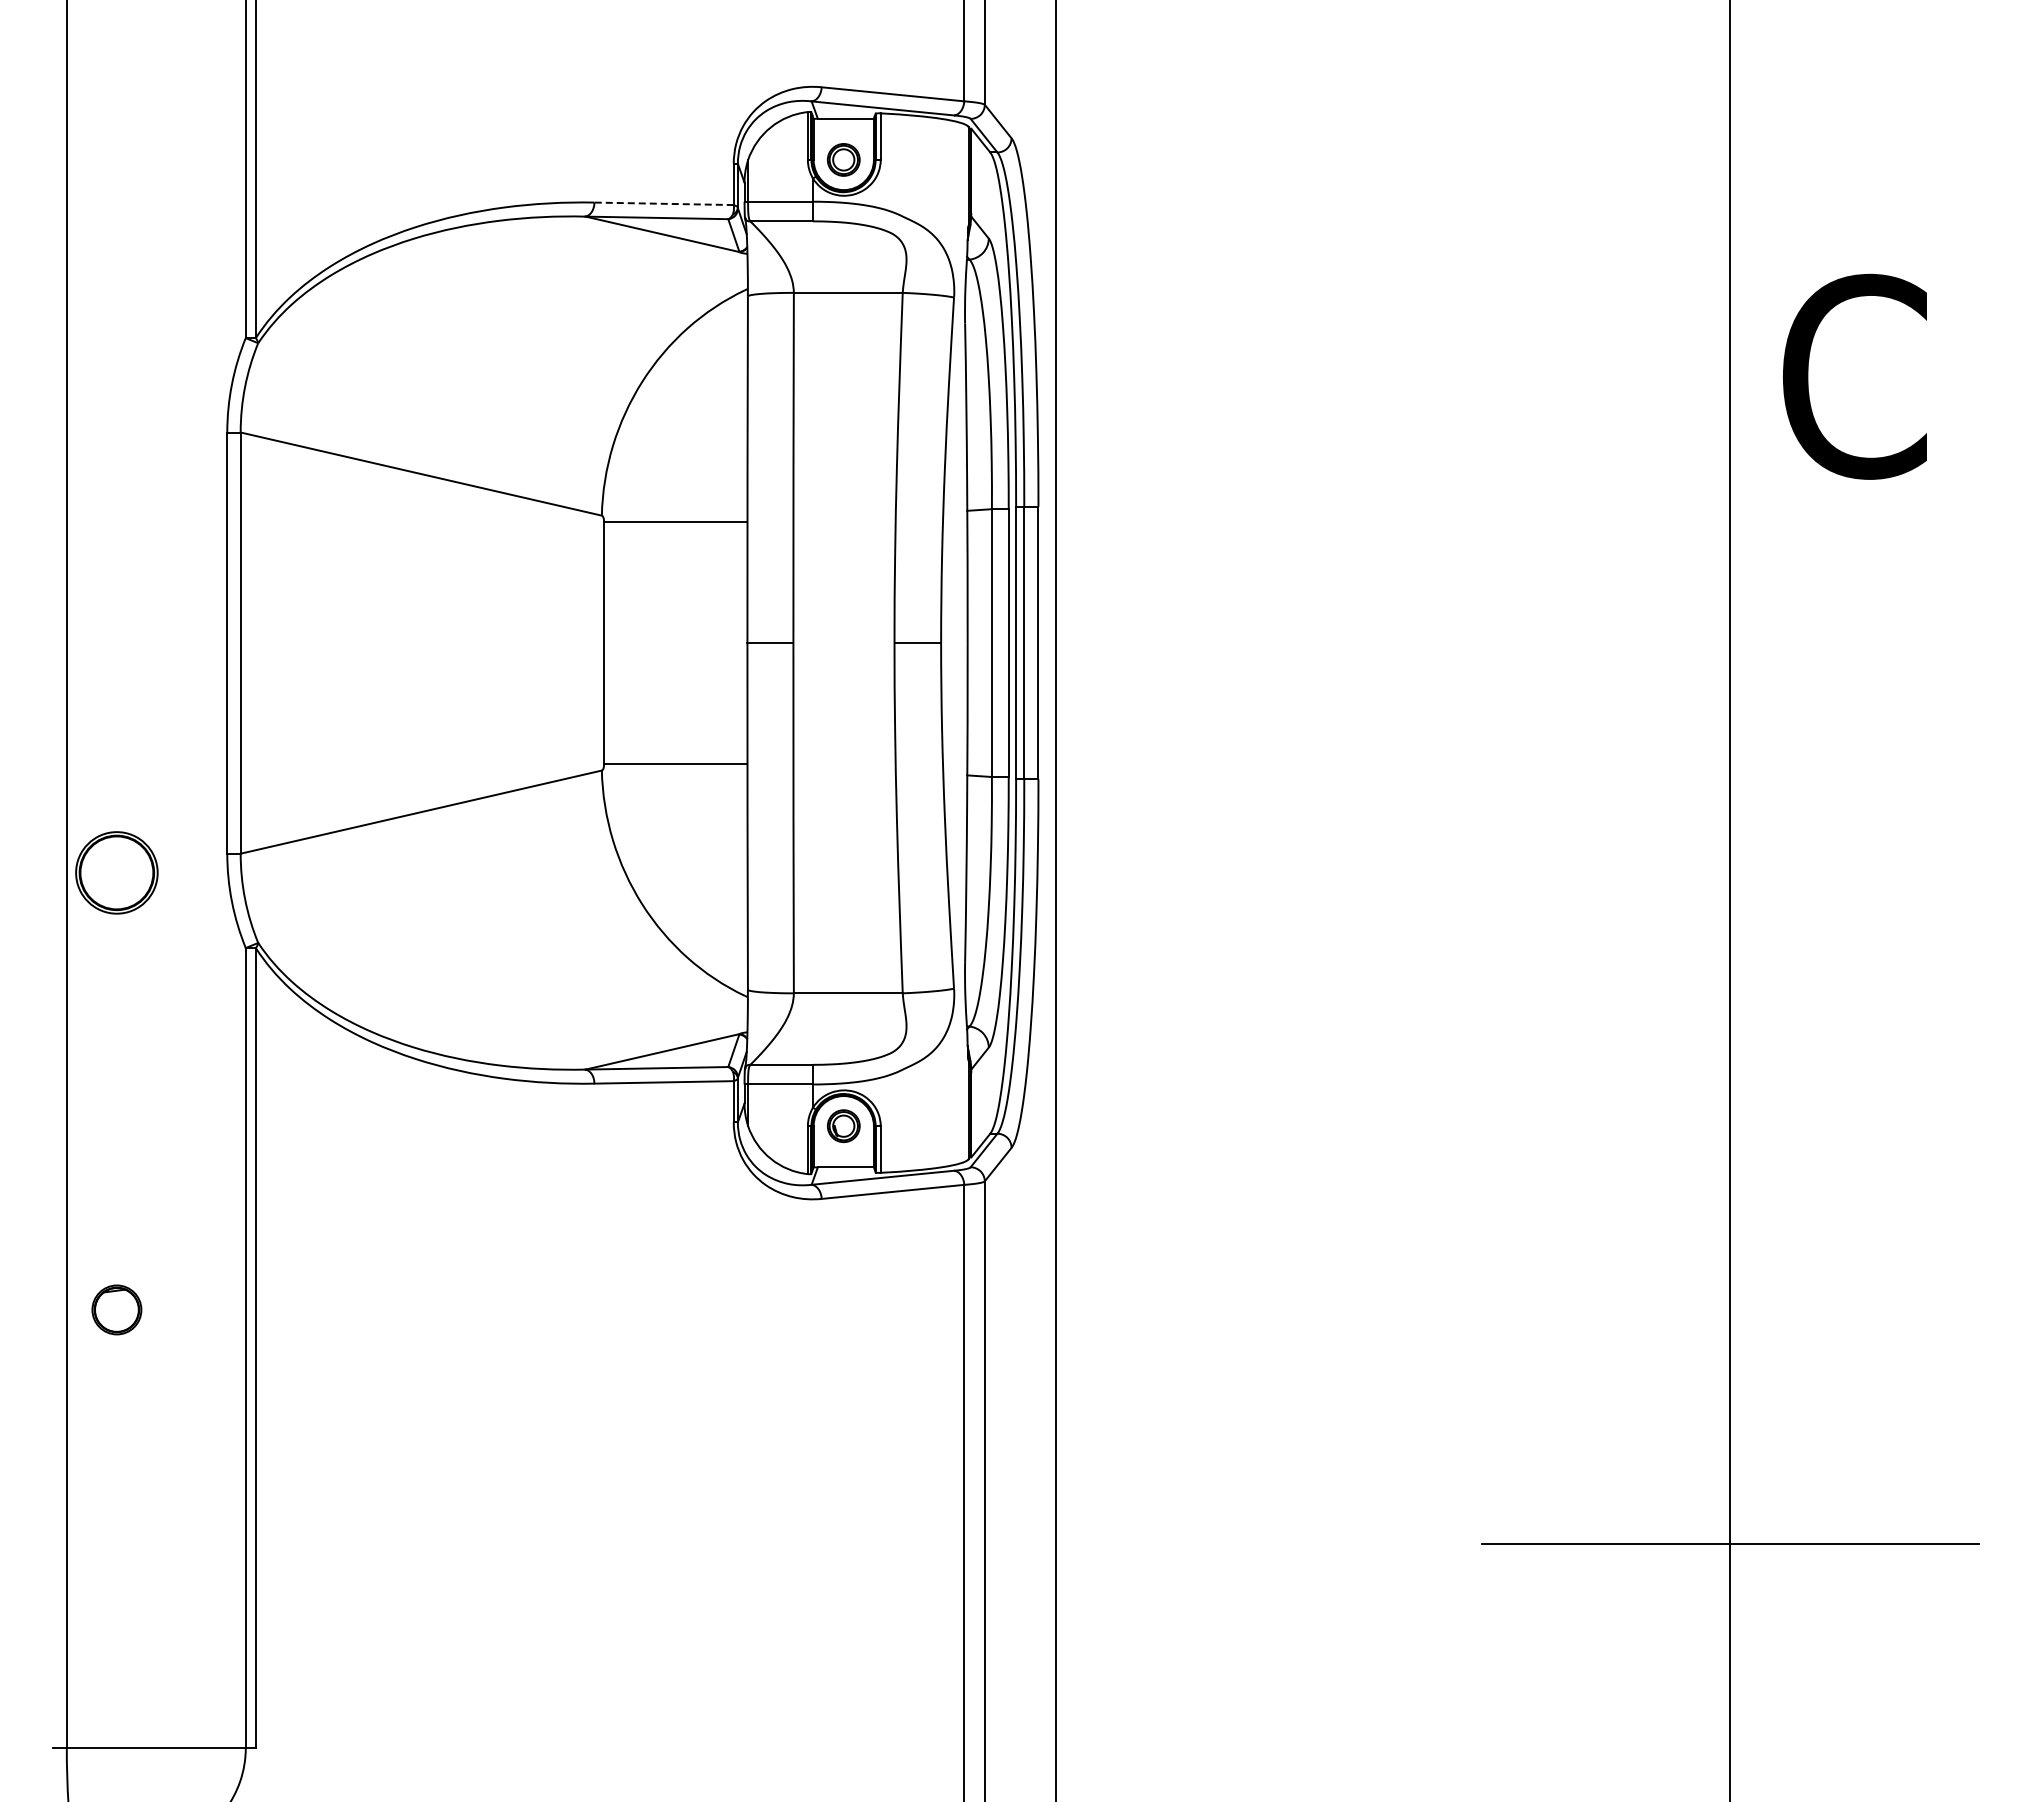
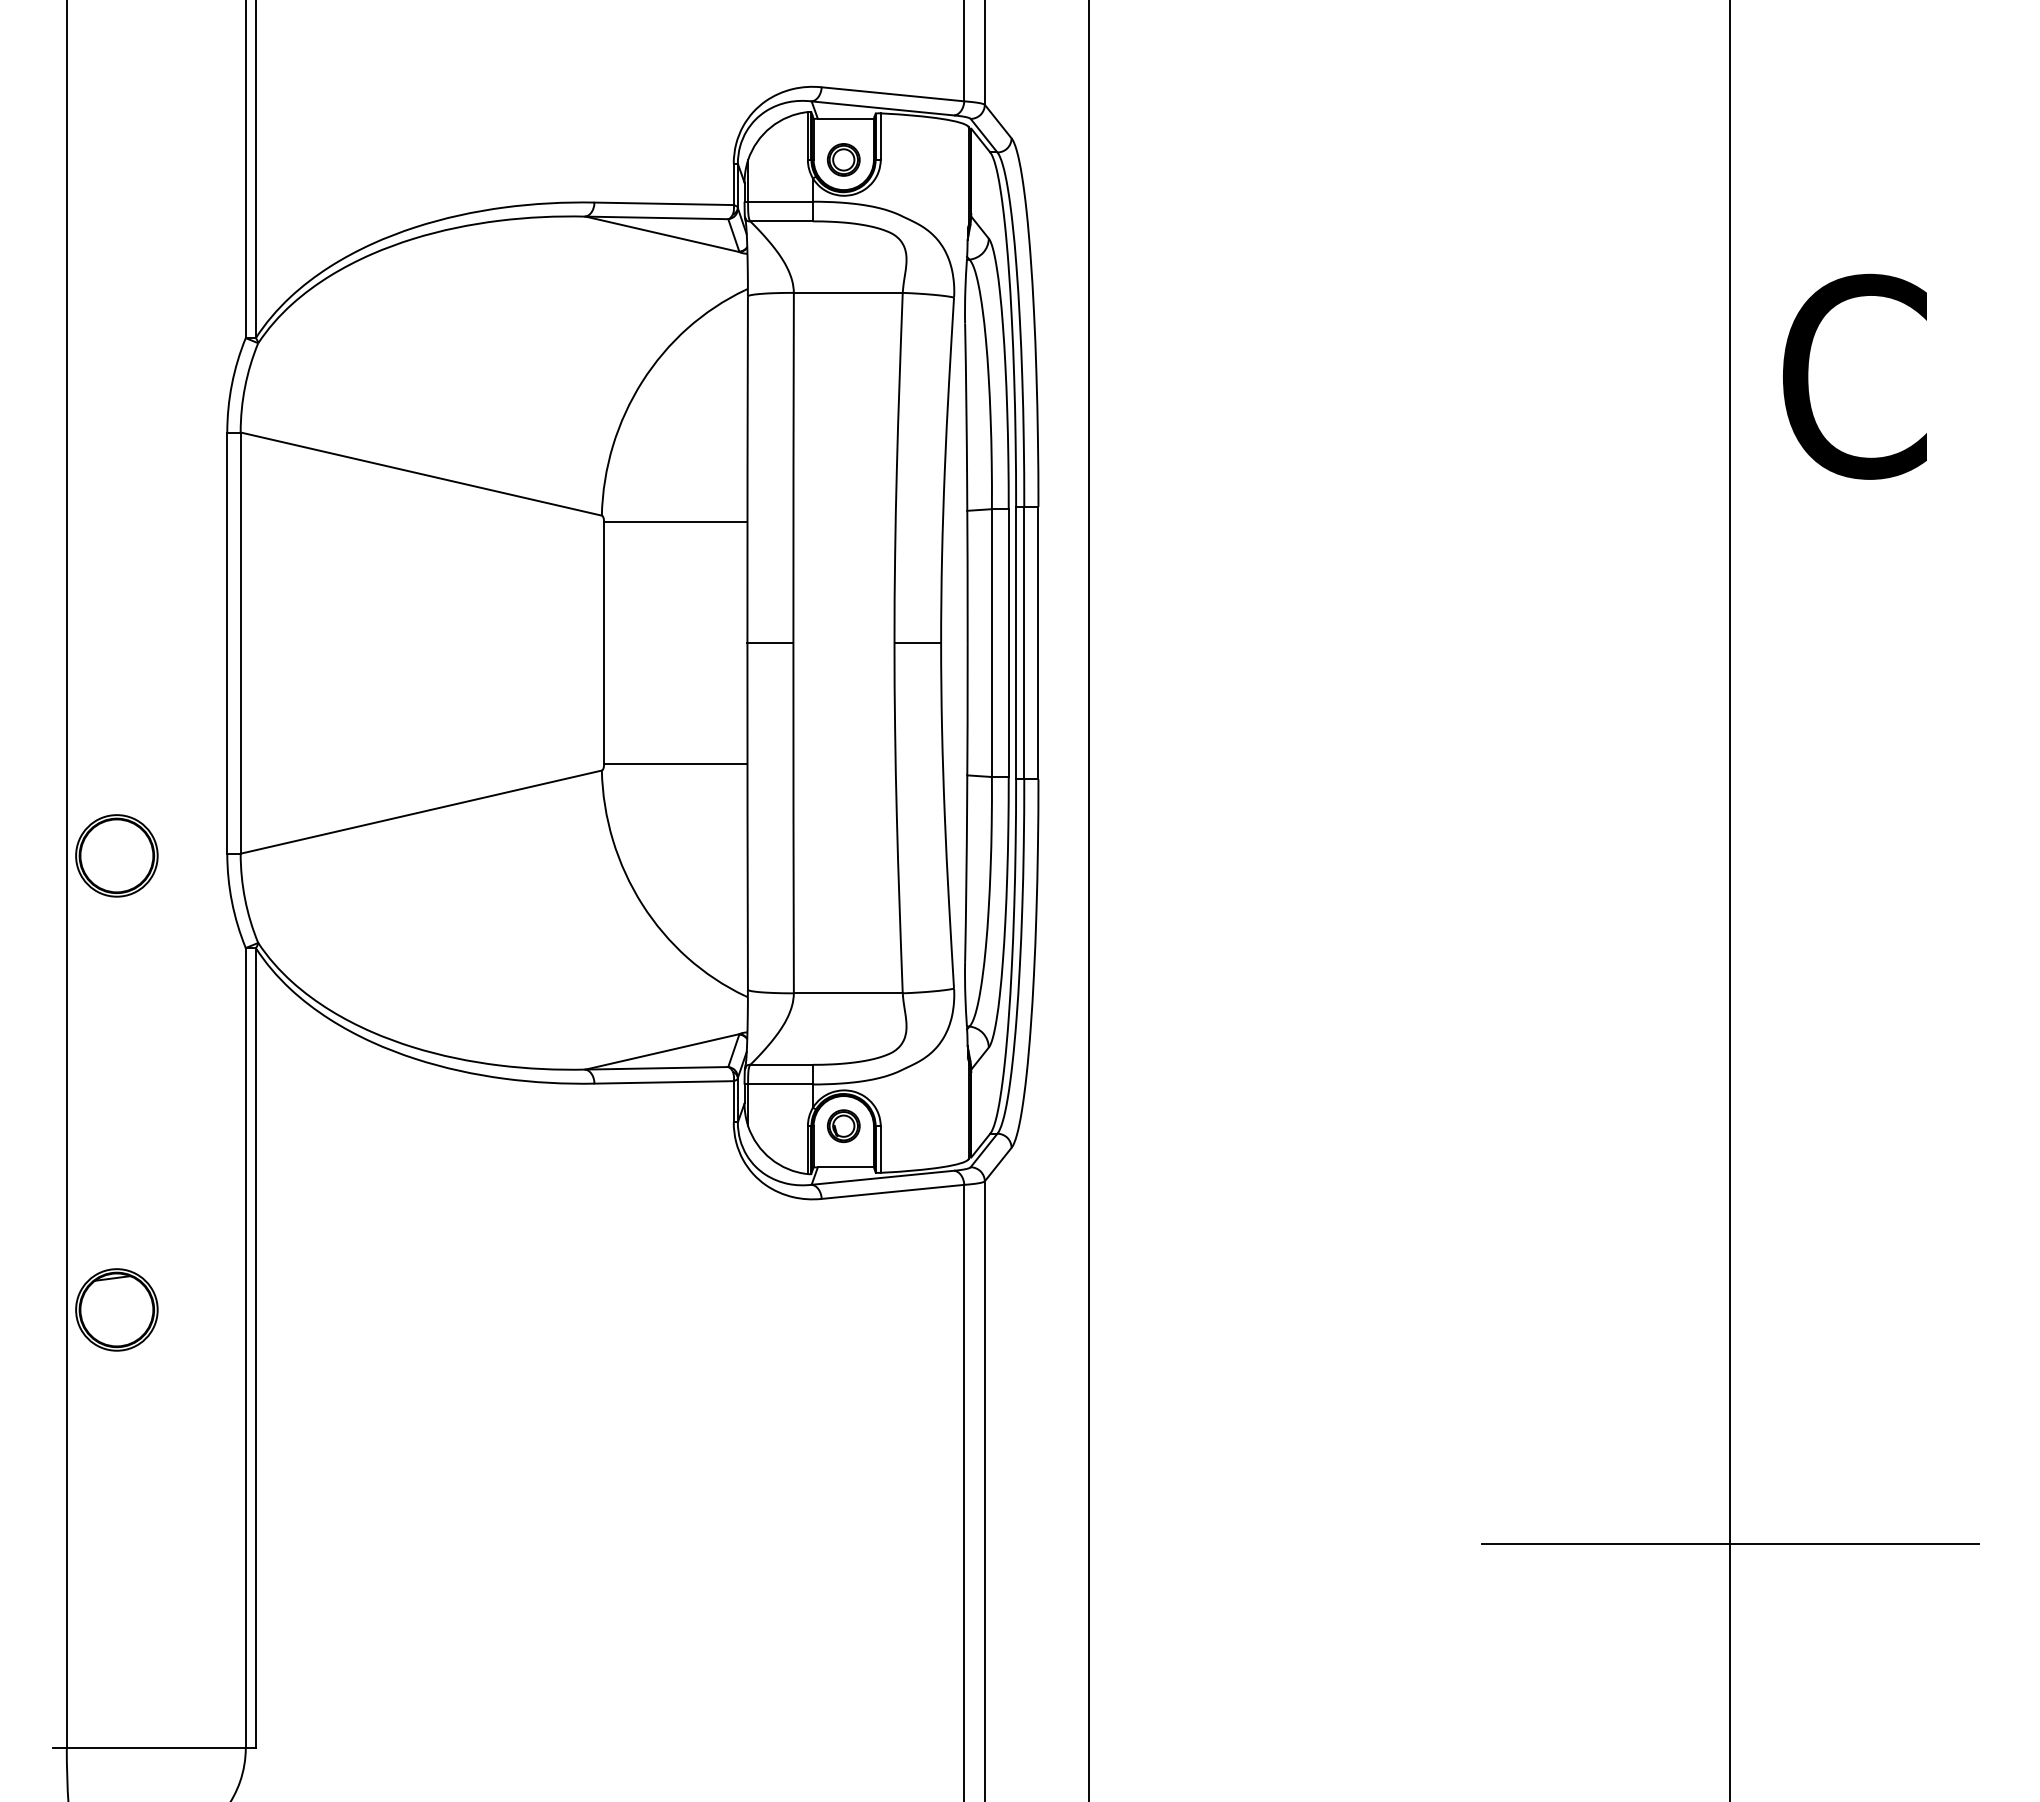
line: dashed -> solid (664, 203)
part position: (116, 872) -> (116, 855) (116, 855)
line position: (1055, 900) -> (1088, 900) (1088, 900)
part size: 52x52 px -> 84x84 px (116, 1309)
